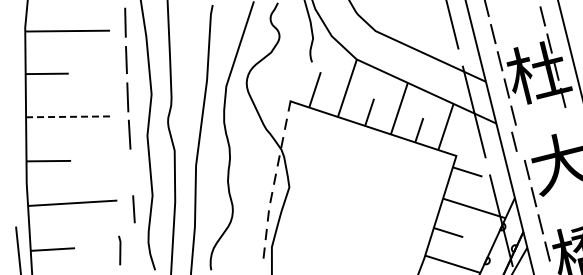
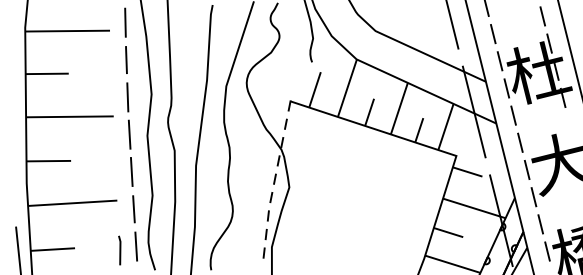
line: dashed -> solid (69, 116)
line position: (514, 141) -> (520, 142) (520, 142)
line: none -> present (131, 171)
line: none -> present (136, 246)
